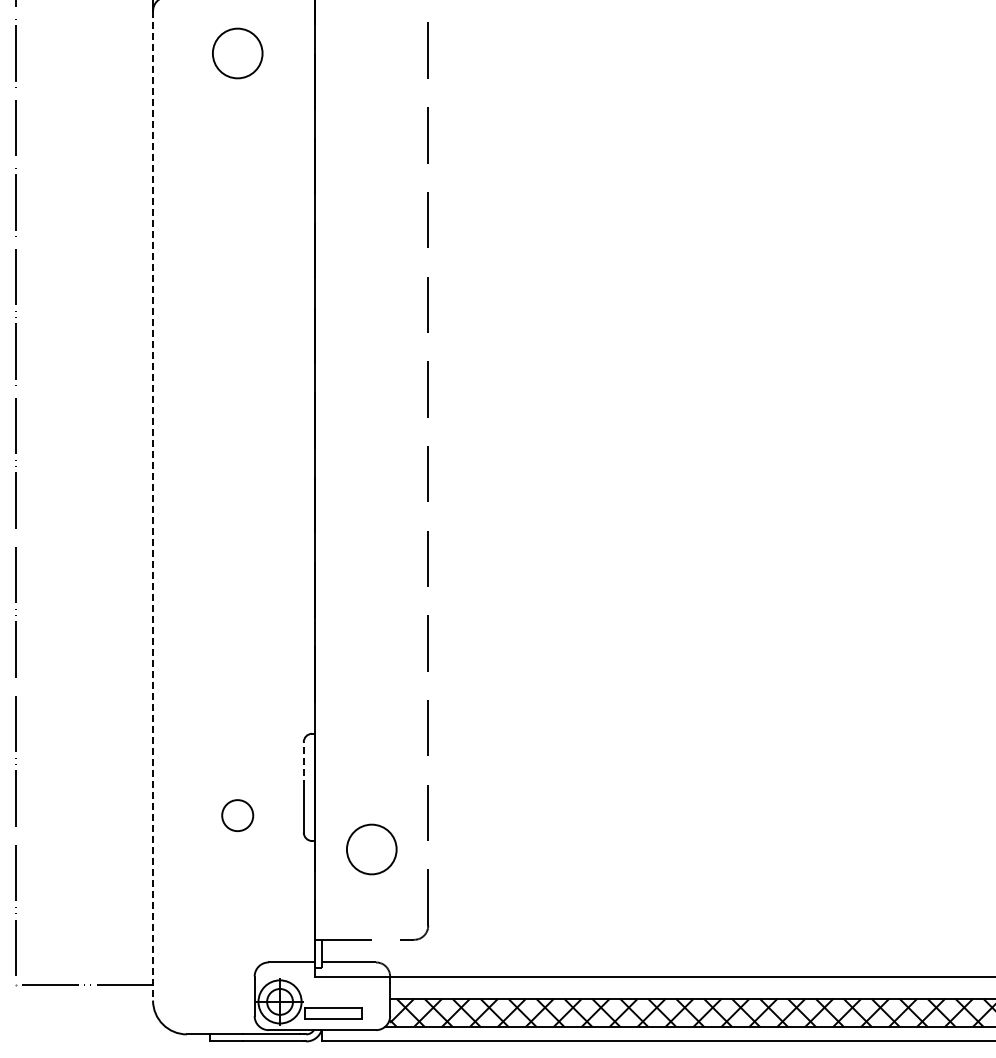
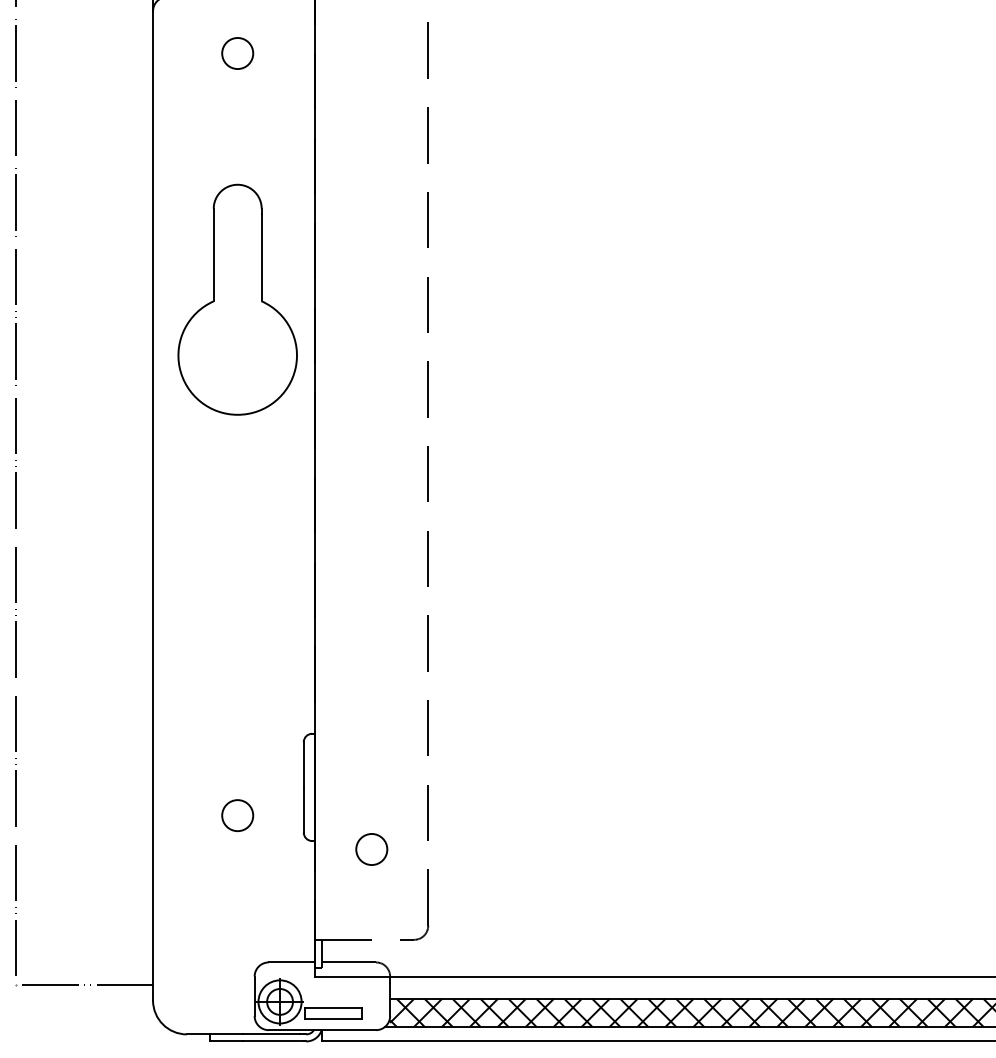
circle diameter: 50 px -> 31 px (237, 53)
part: none -> present (237, 299)
line: dashed -> solid (153, 505)
line: dashed -> solid (303, 764)
circle diameter: 50 px -> 31 px (371, 849)
